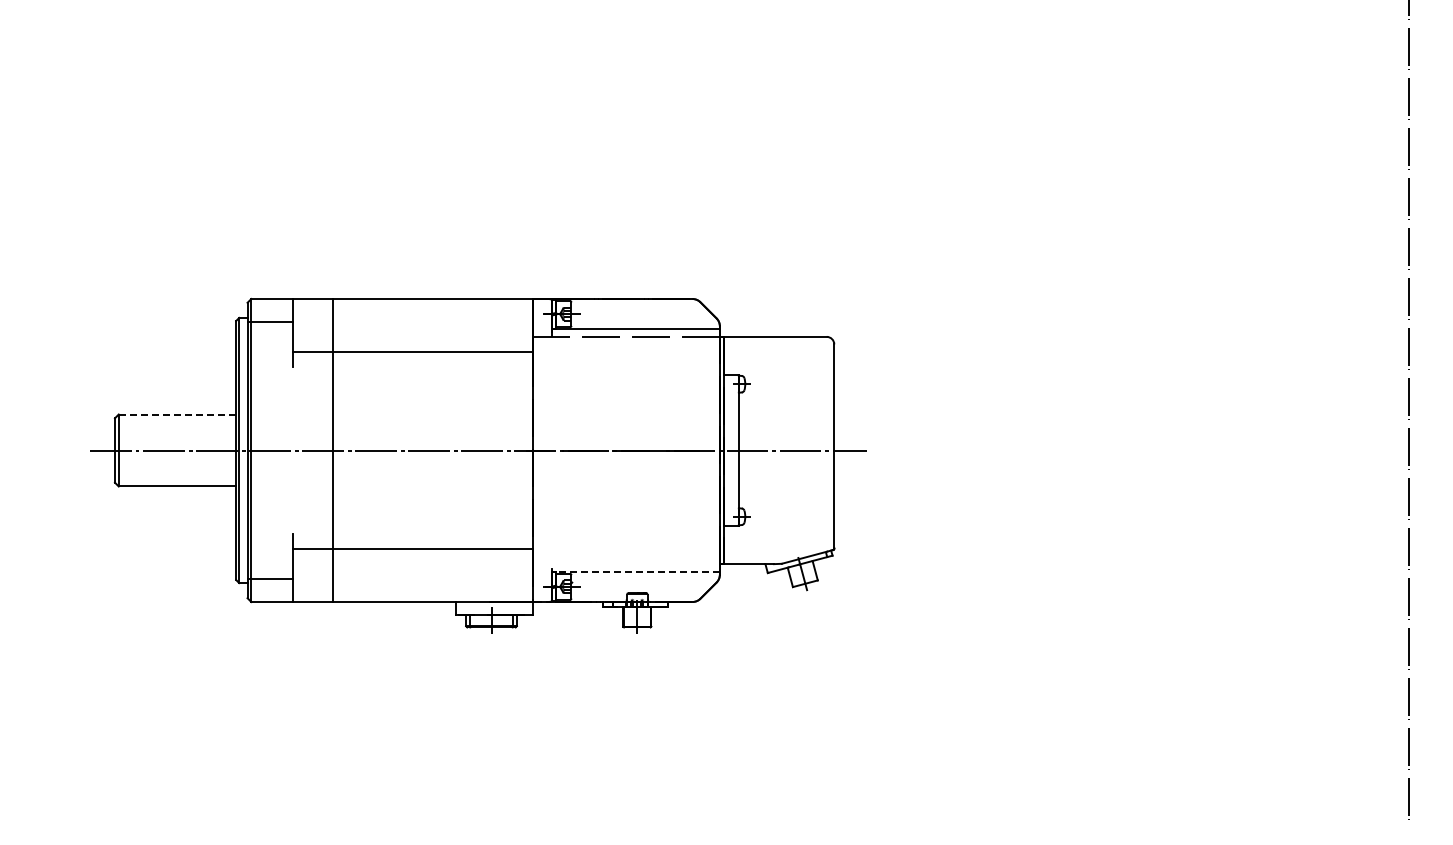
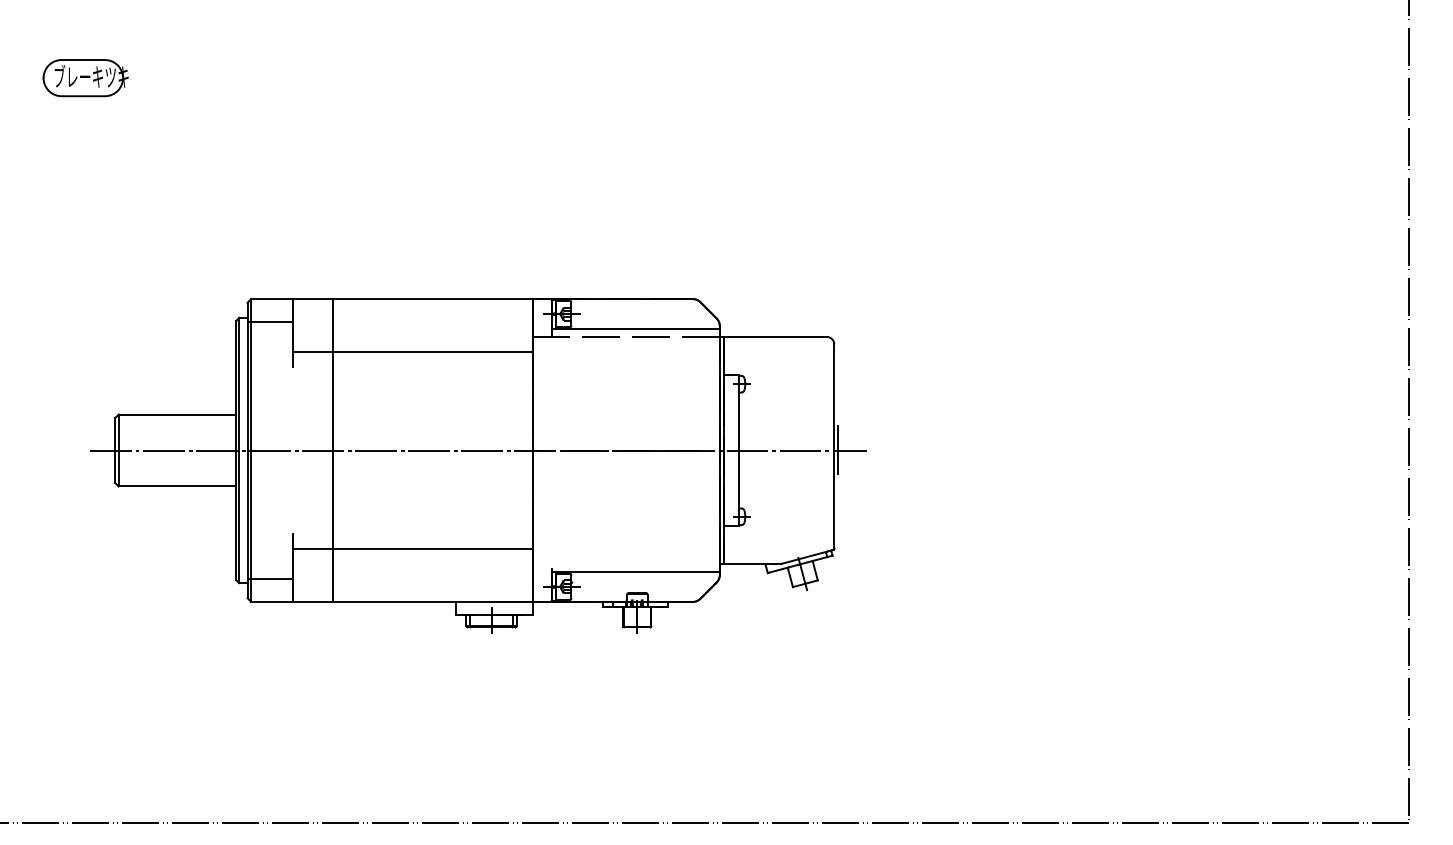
part: none -> present (85, 78)
line: dashed -> solid (177, 414)
line: none -> present (838, 449)
line: dashed -> solid (636, 571)
line: none -> present (705, 822)
